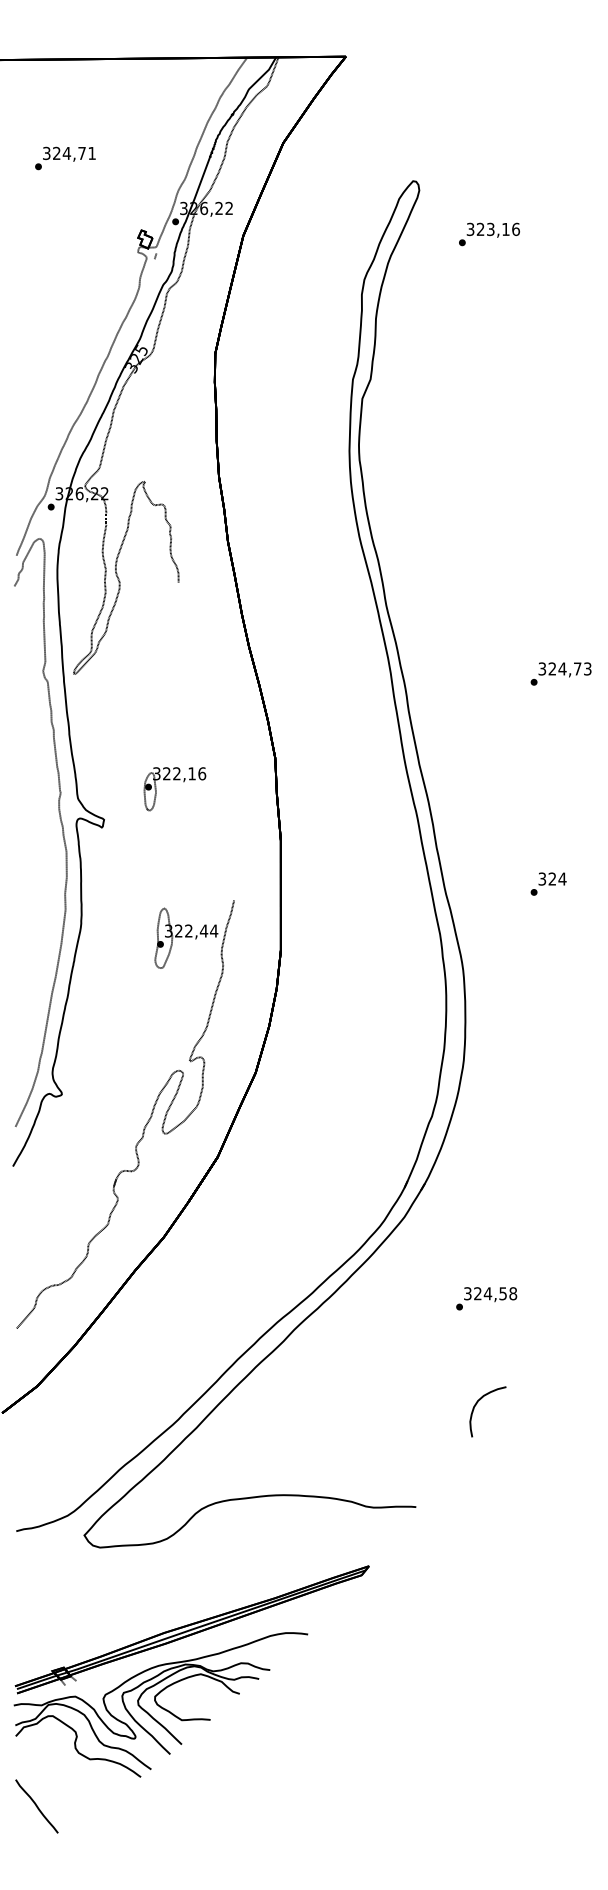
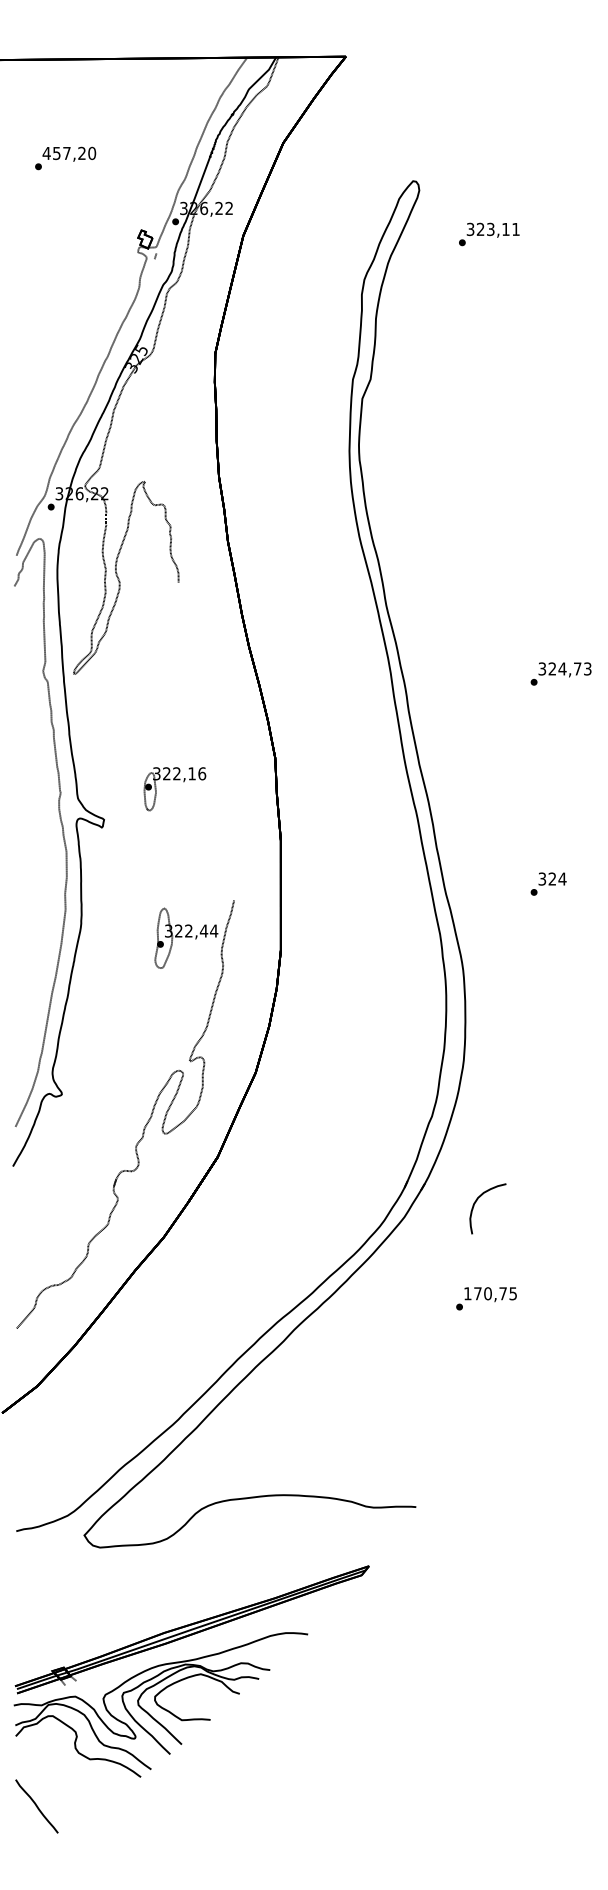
text: 324,71 -> 457,20 (69, 153)
text: 323,16 -> 323,11 (516, 229)
text: 324,58 -> 170,75 (490, 1293)
curve position: (476, 1405) -> (476, 1202) (476, 1202)
